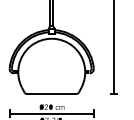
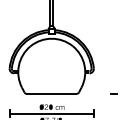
line: present -> none (113, 47)
